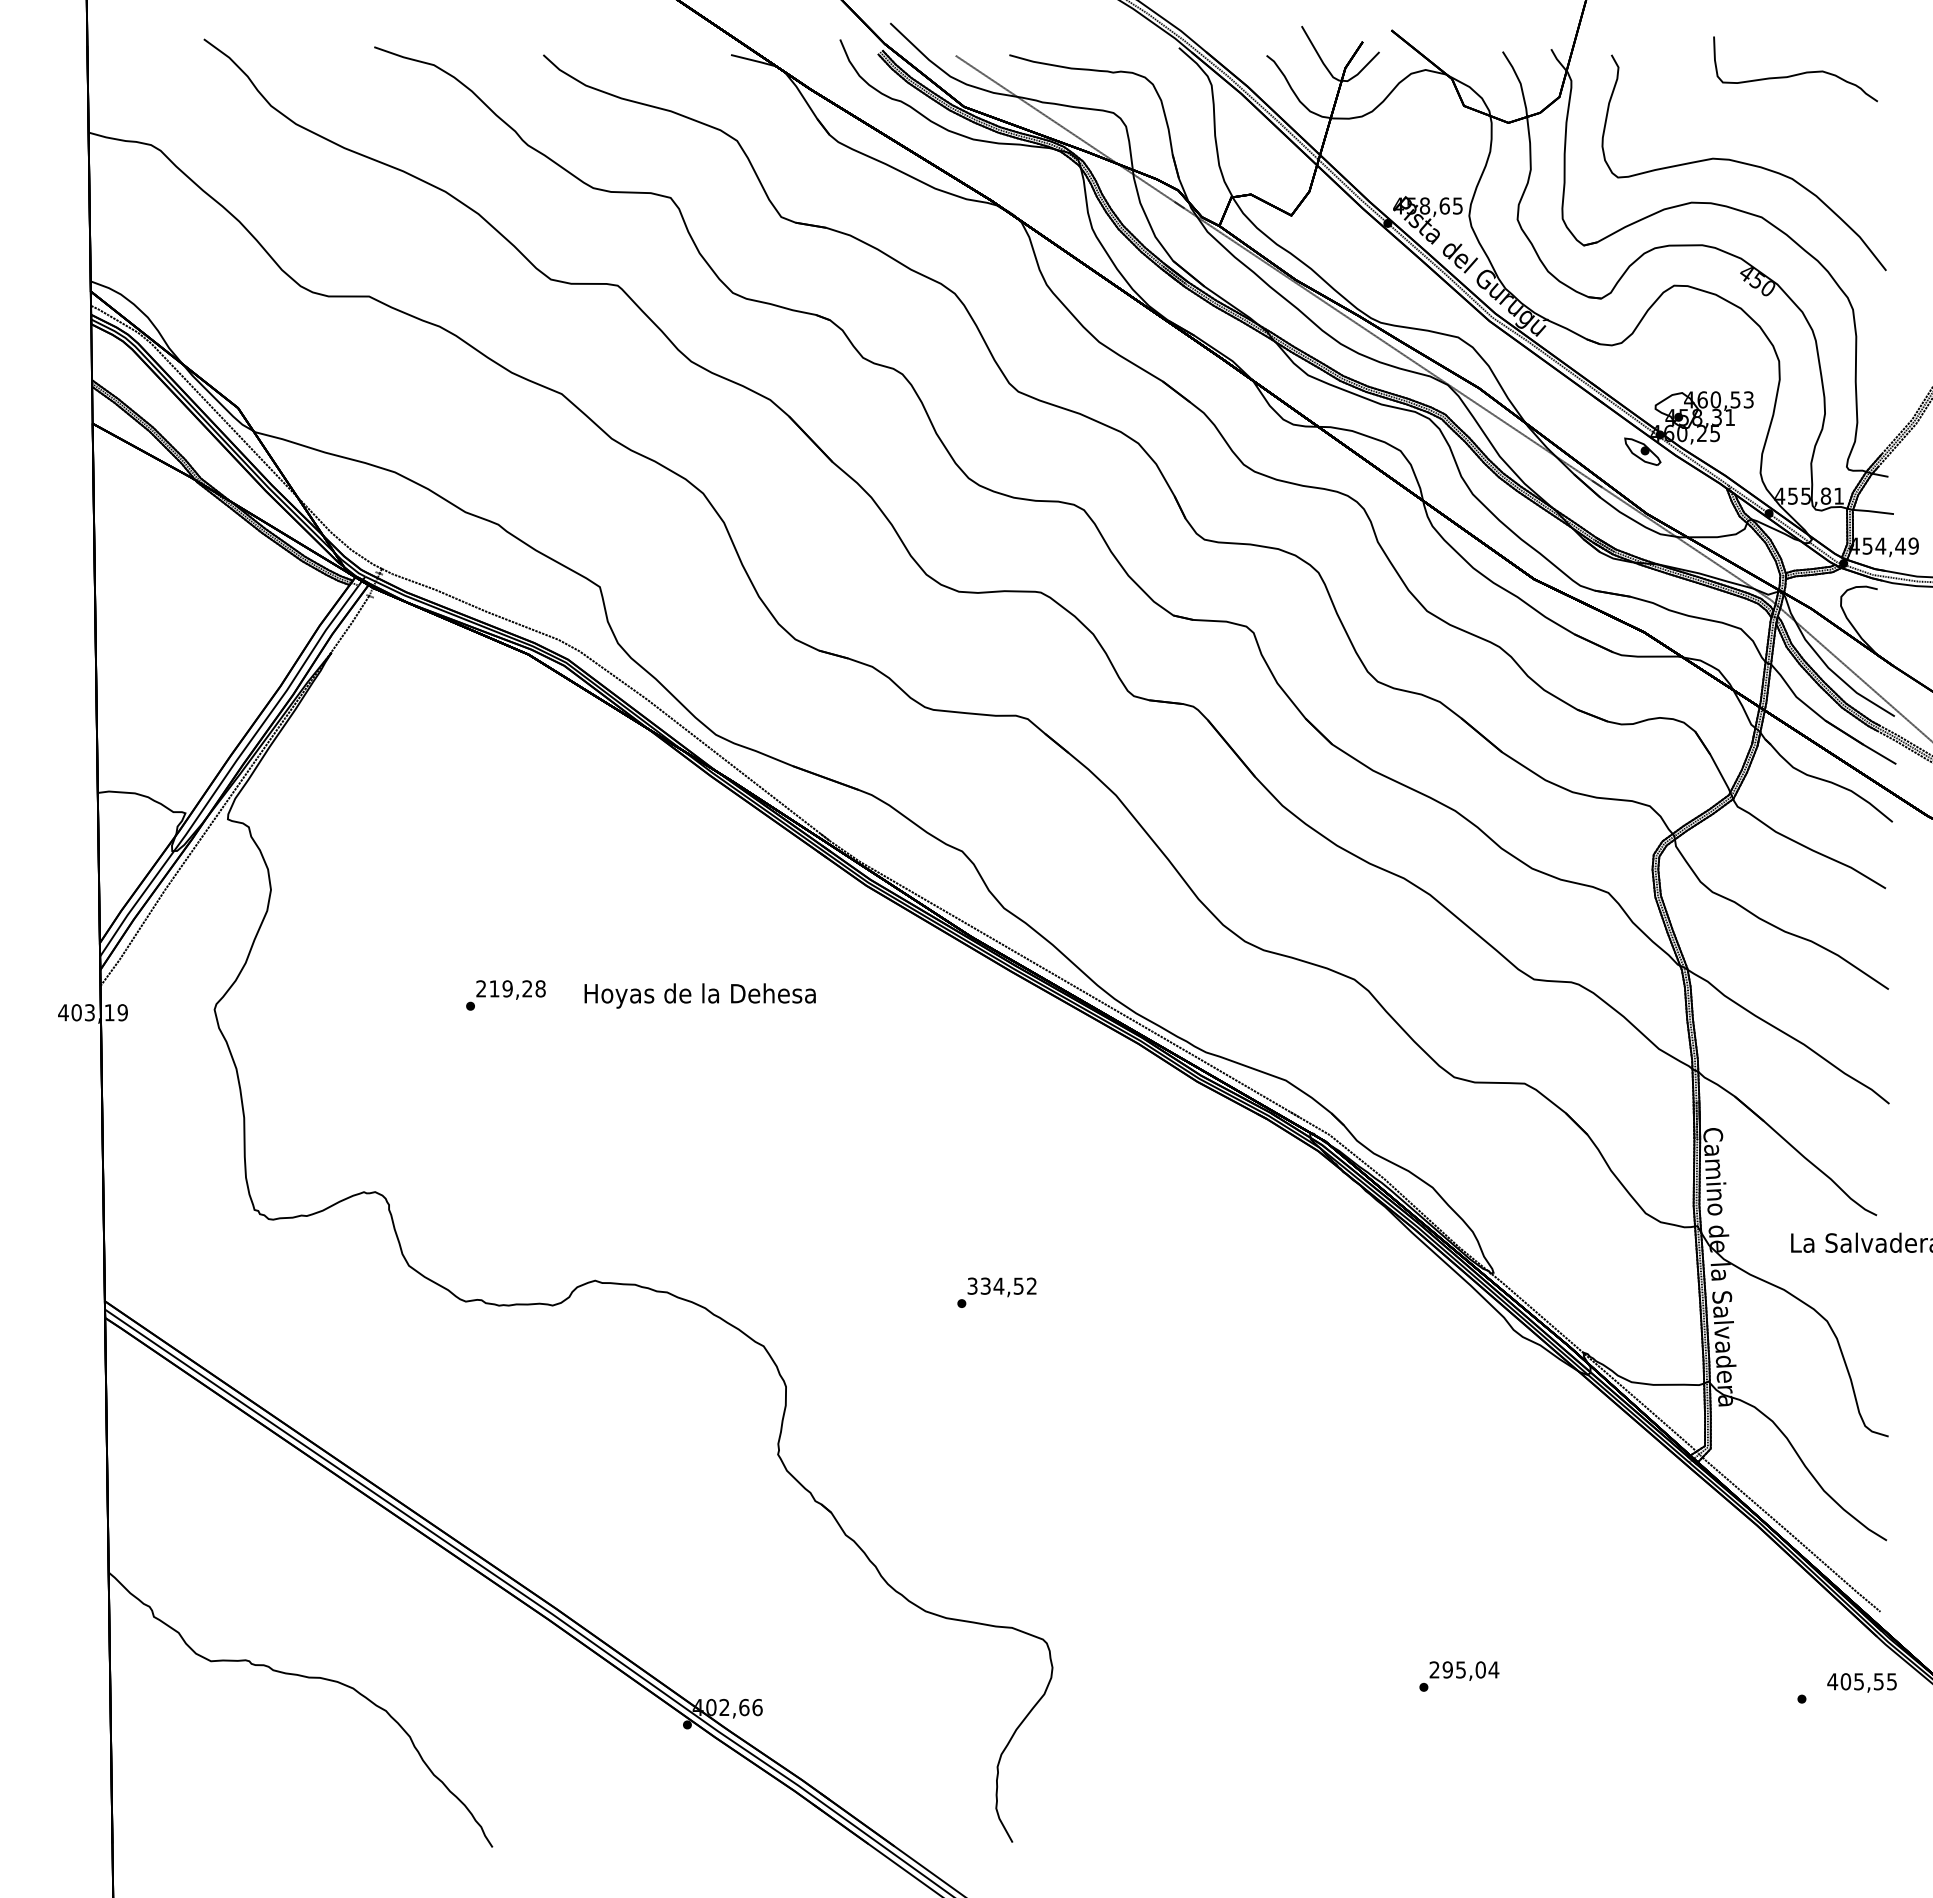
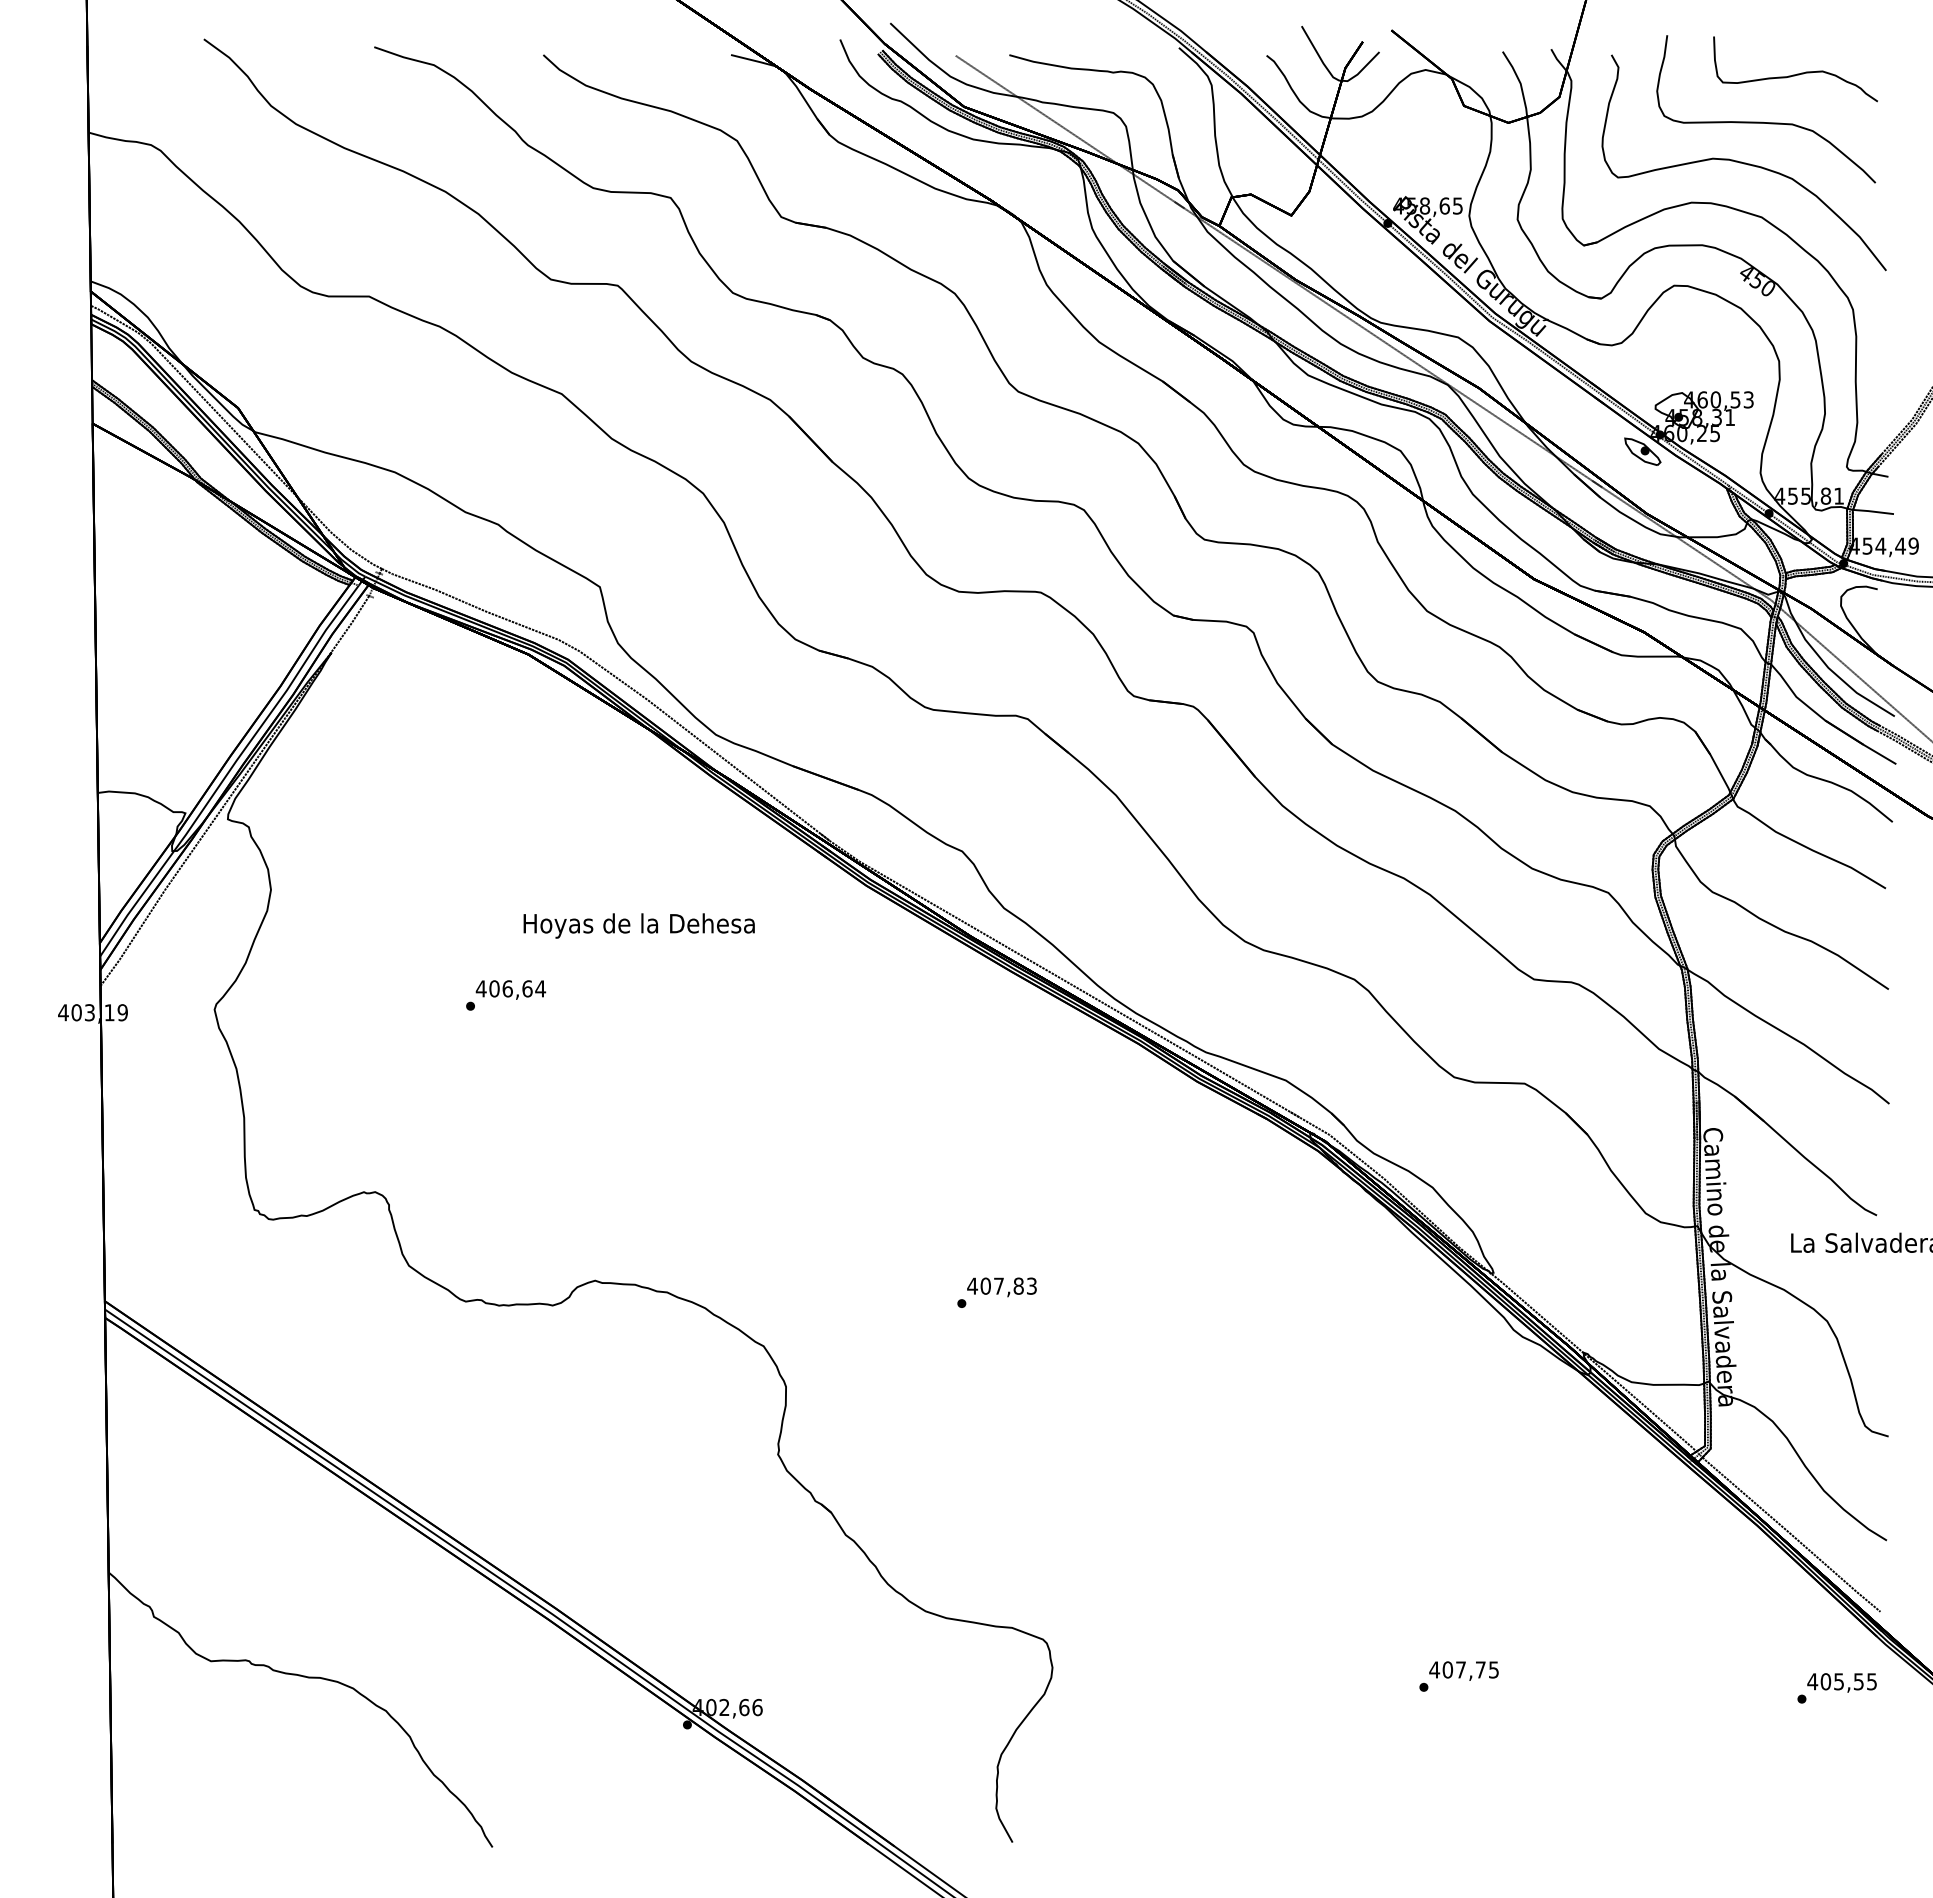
curve: none -> present (1762, 121)
text: 219,28 -> 406,64 (510, 988)
text position: (699, 995) -> (638, 925) (638, 925)
text: 334,52 -> 407,83 (1001, 1285)
text: 295,04 -> 407,75 (1464, 1669)
text position: (1861, 1682) -> (1841, 1682) (1841, 1682)
